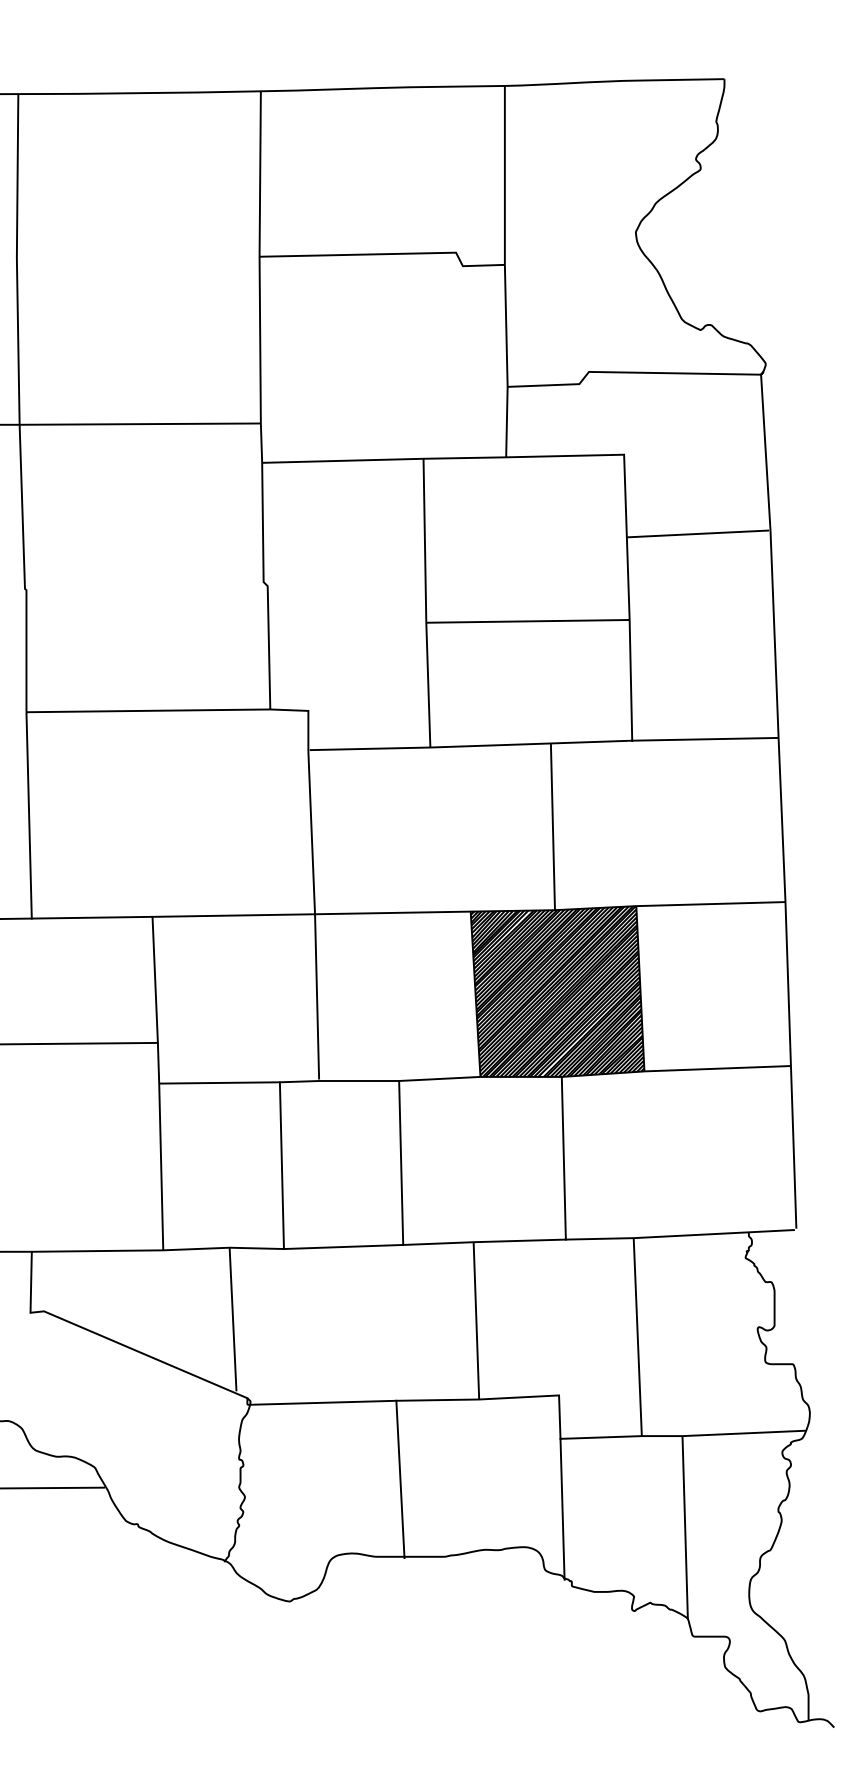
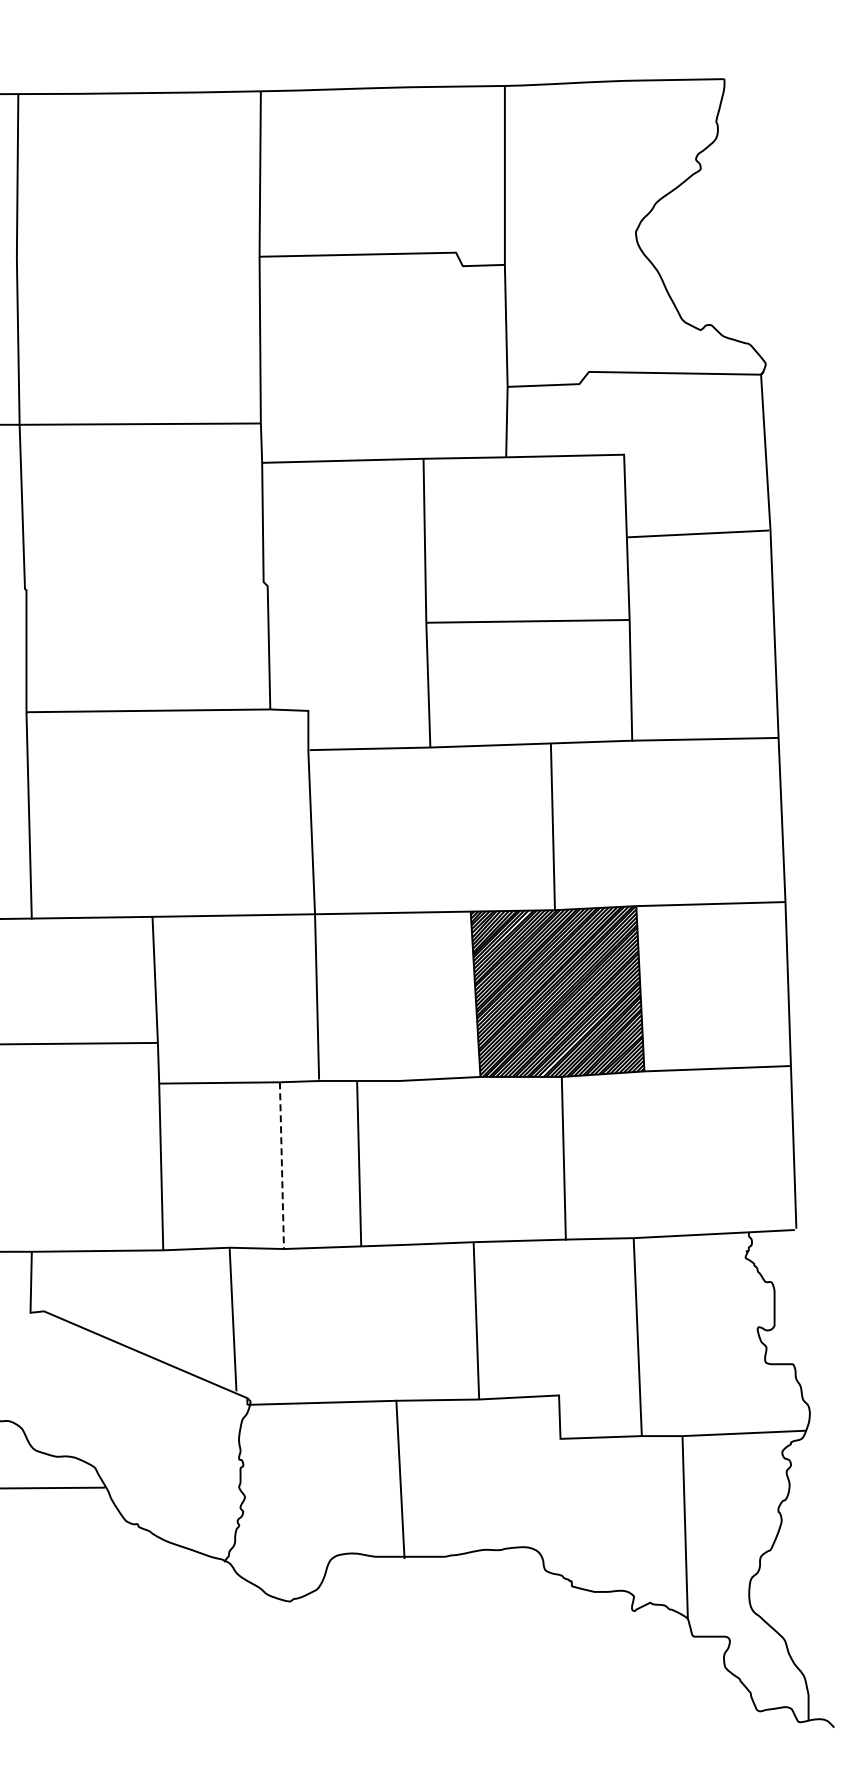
line position: (401, 1162) -> (359, 1163) (359, 1163)
line: solid -> dashed (281, 1166)
line: present -> none (562, 1508)
